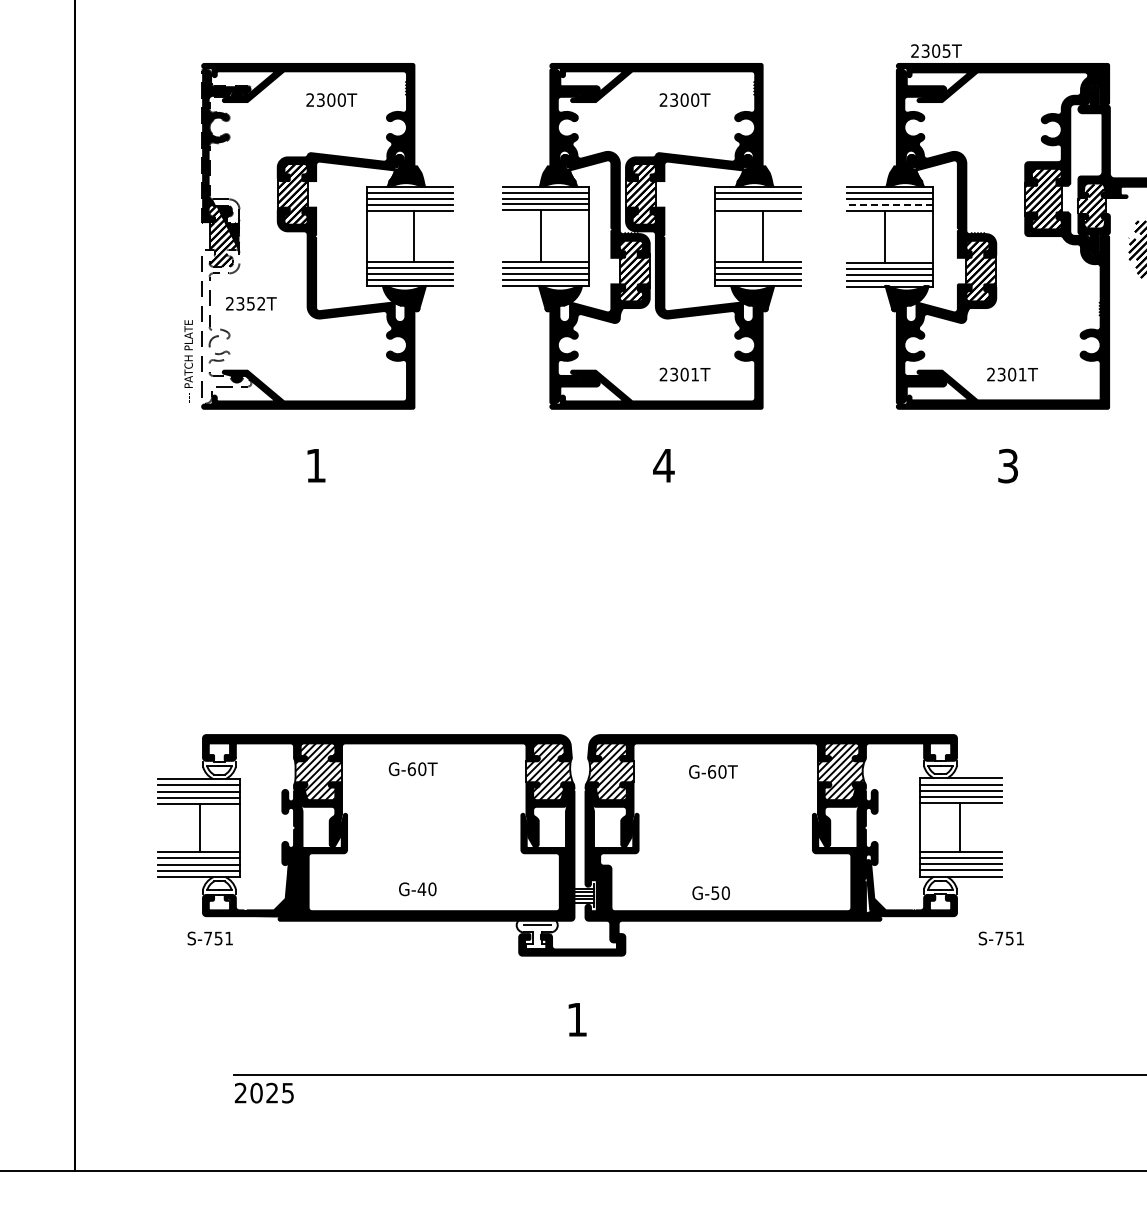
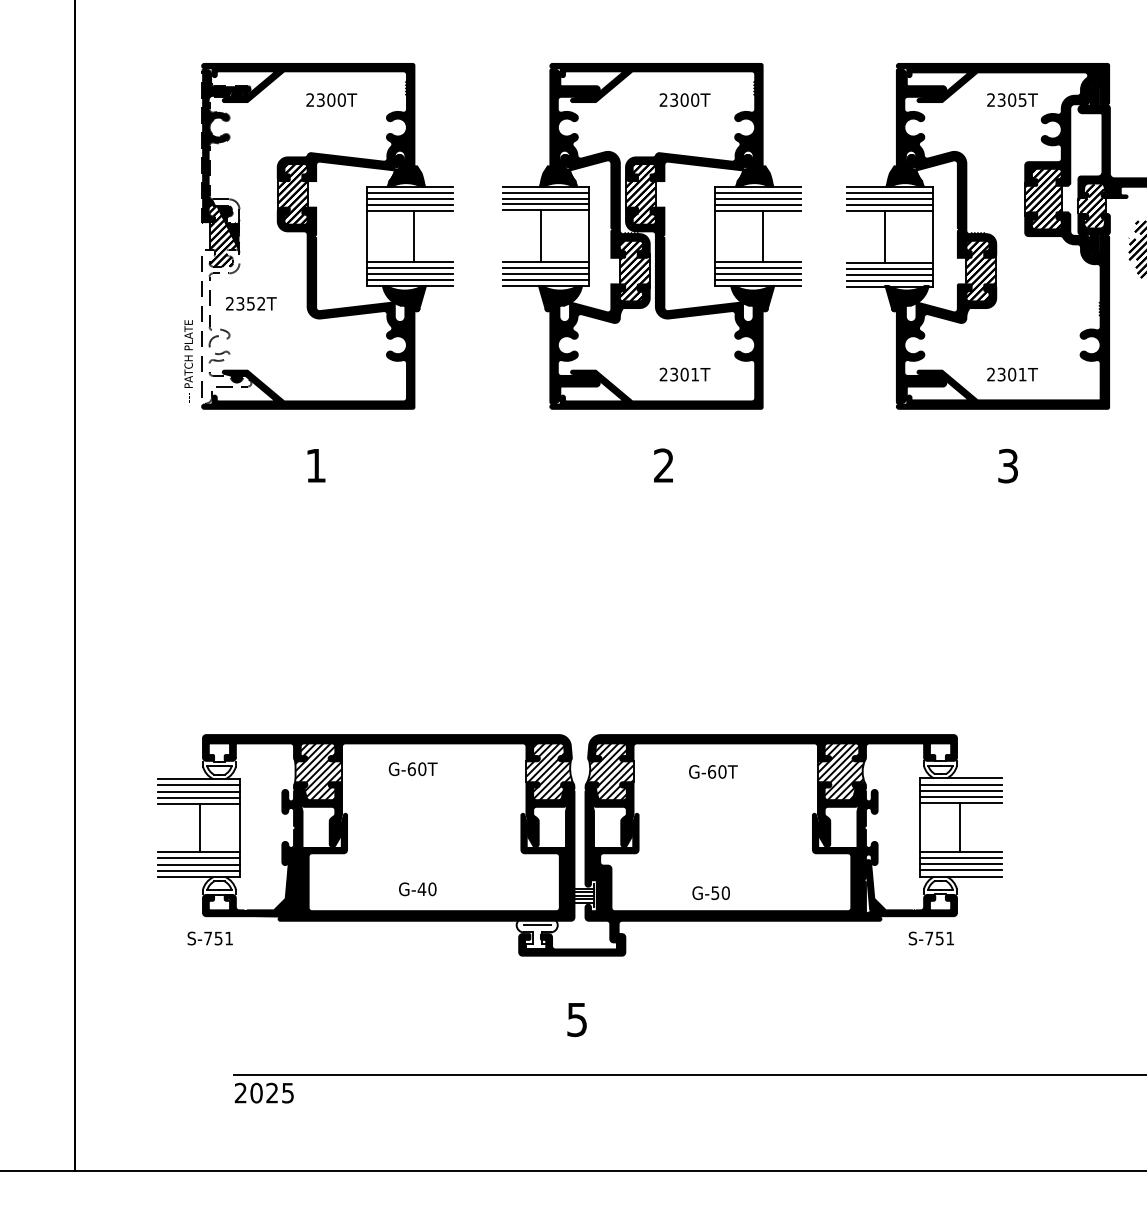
text position: (936, 50) -> (1012, 99) (1012, 99)
line: none -> present (757, 204)
line: dashed -> solid (889, 205)
text: 4 -> 2 (663, 465)
text position: (1000, 938) -> (930, 938) (930, 938)
text: 1 -> 5 (576, 1020)
